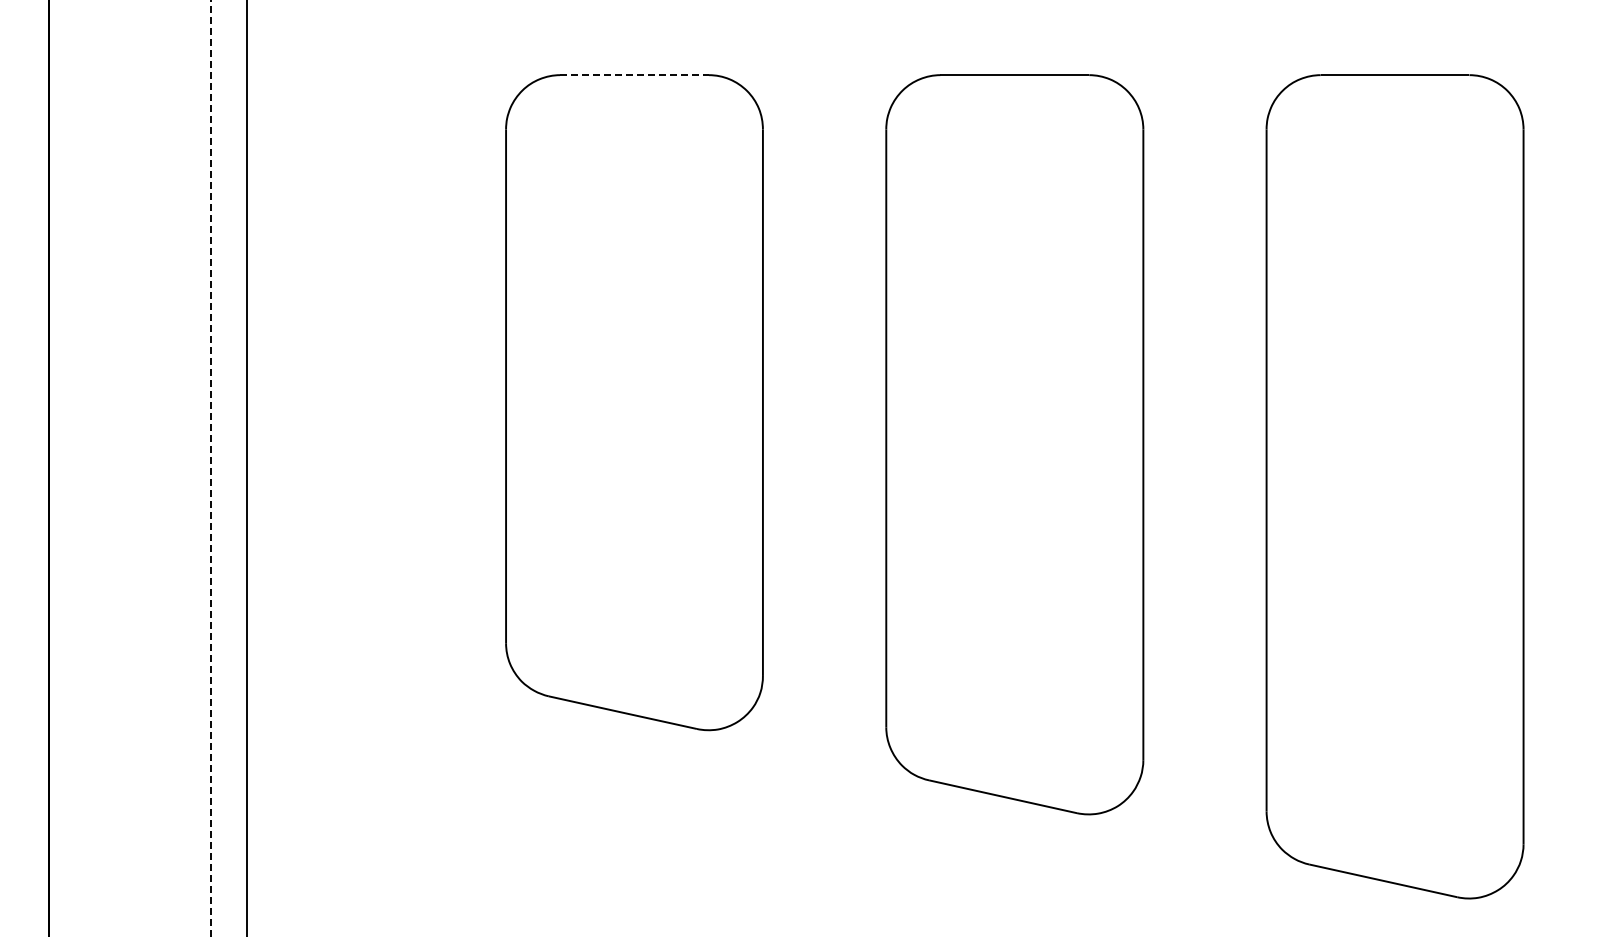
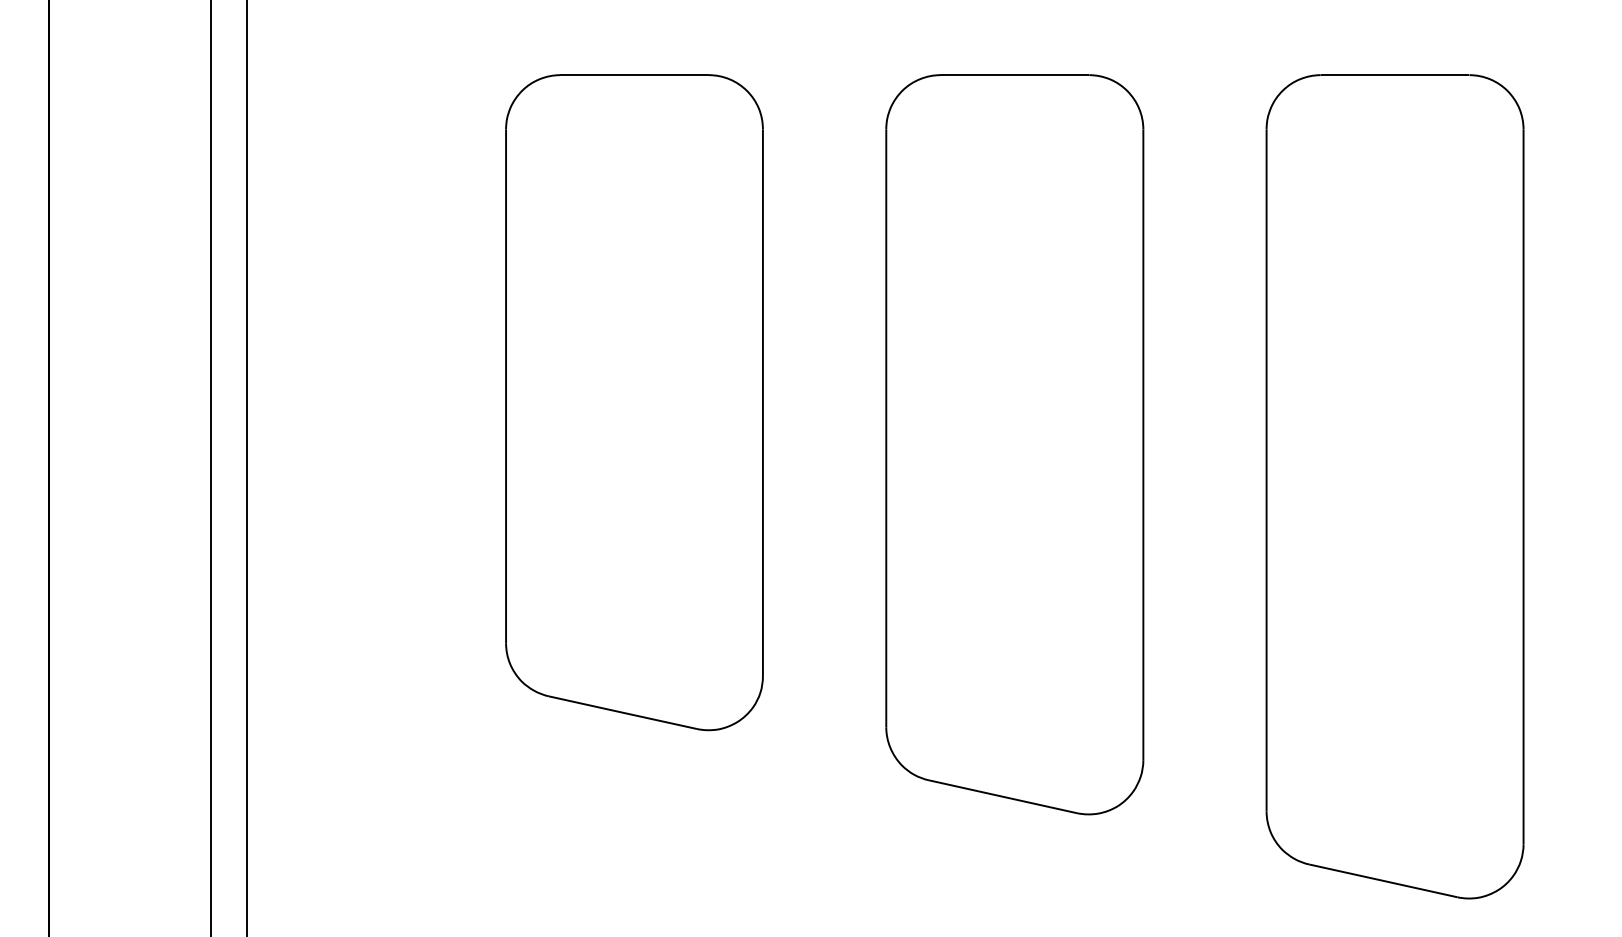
line: dashed -> solid (635, 75)
line: dashed -> solid (210, 468)
